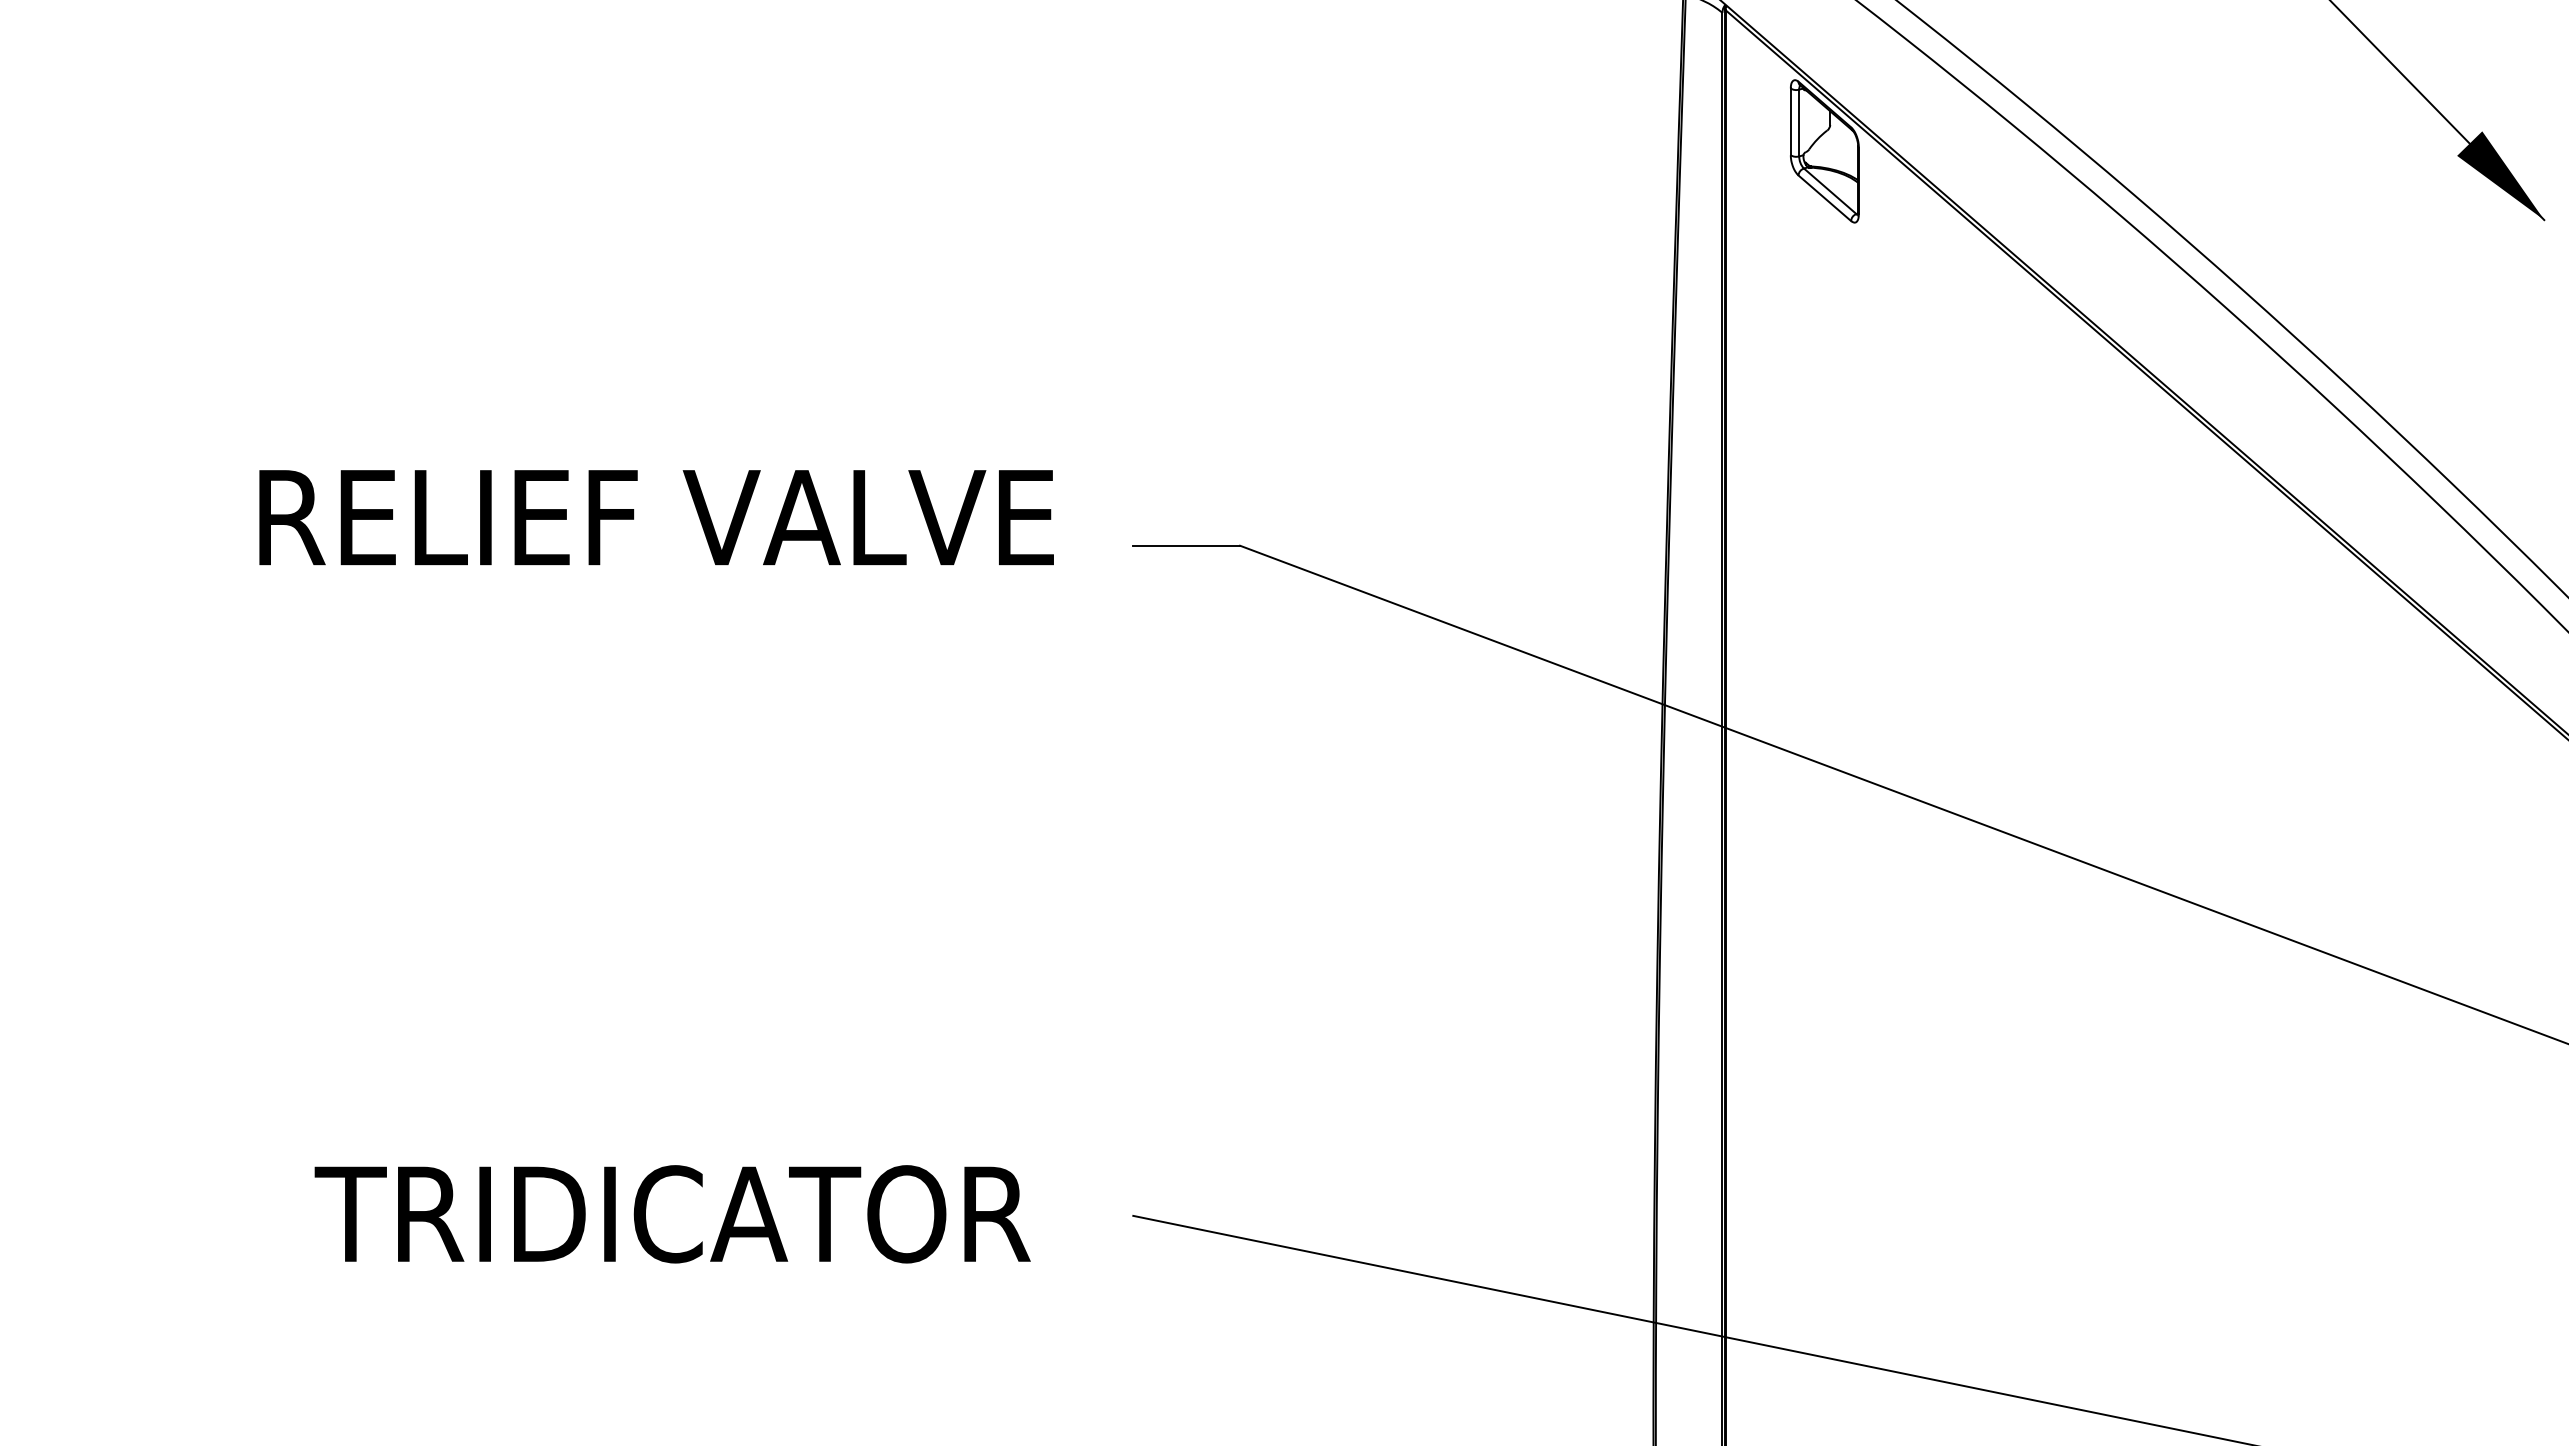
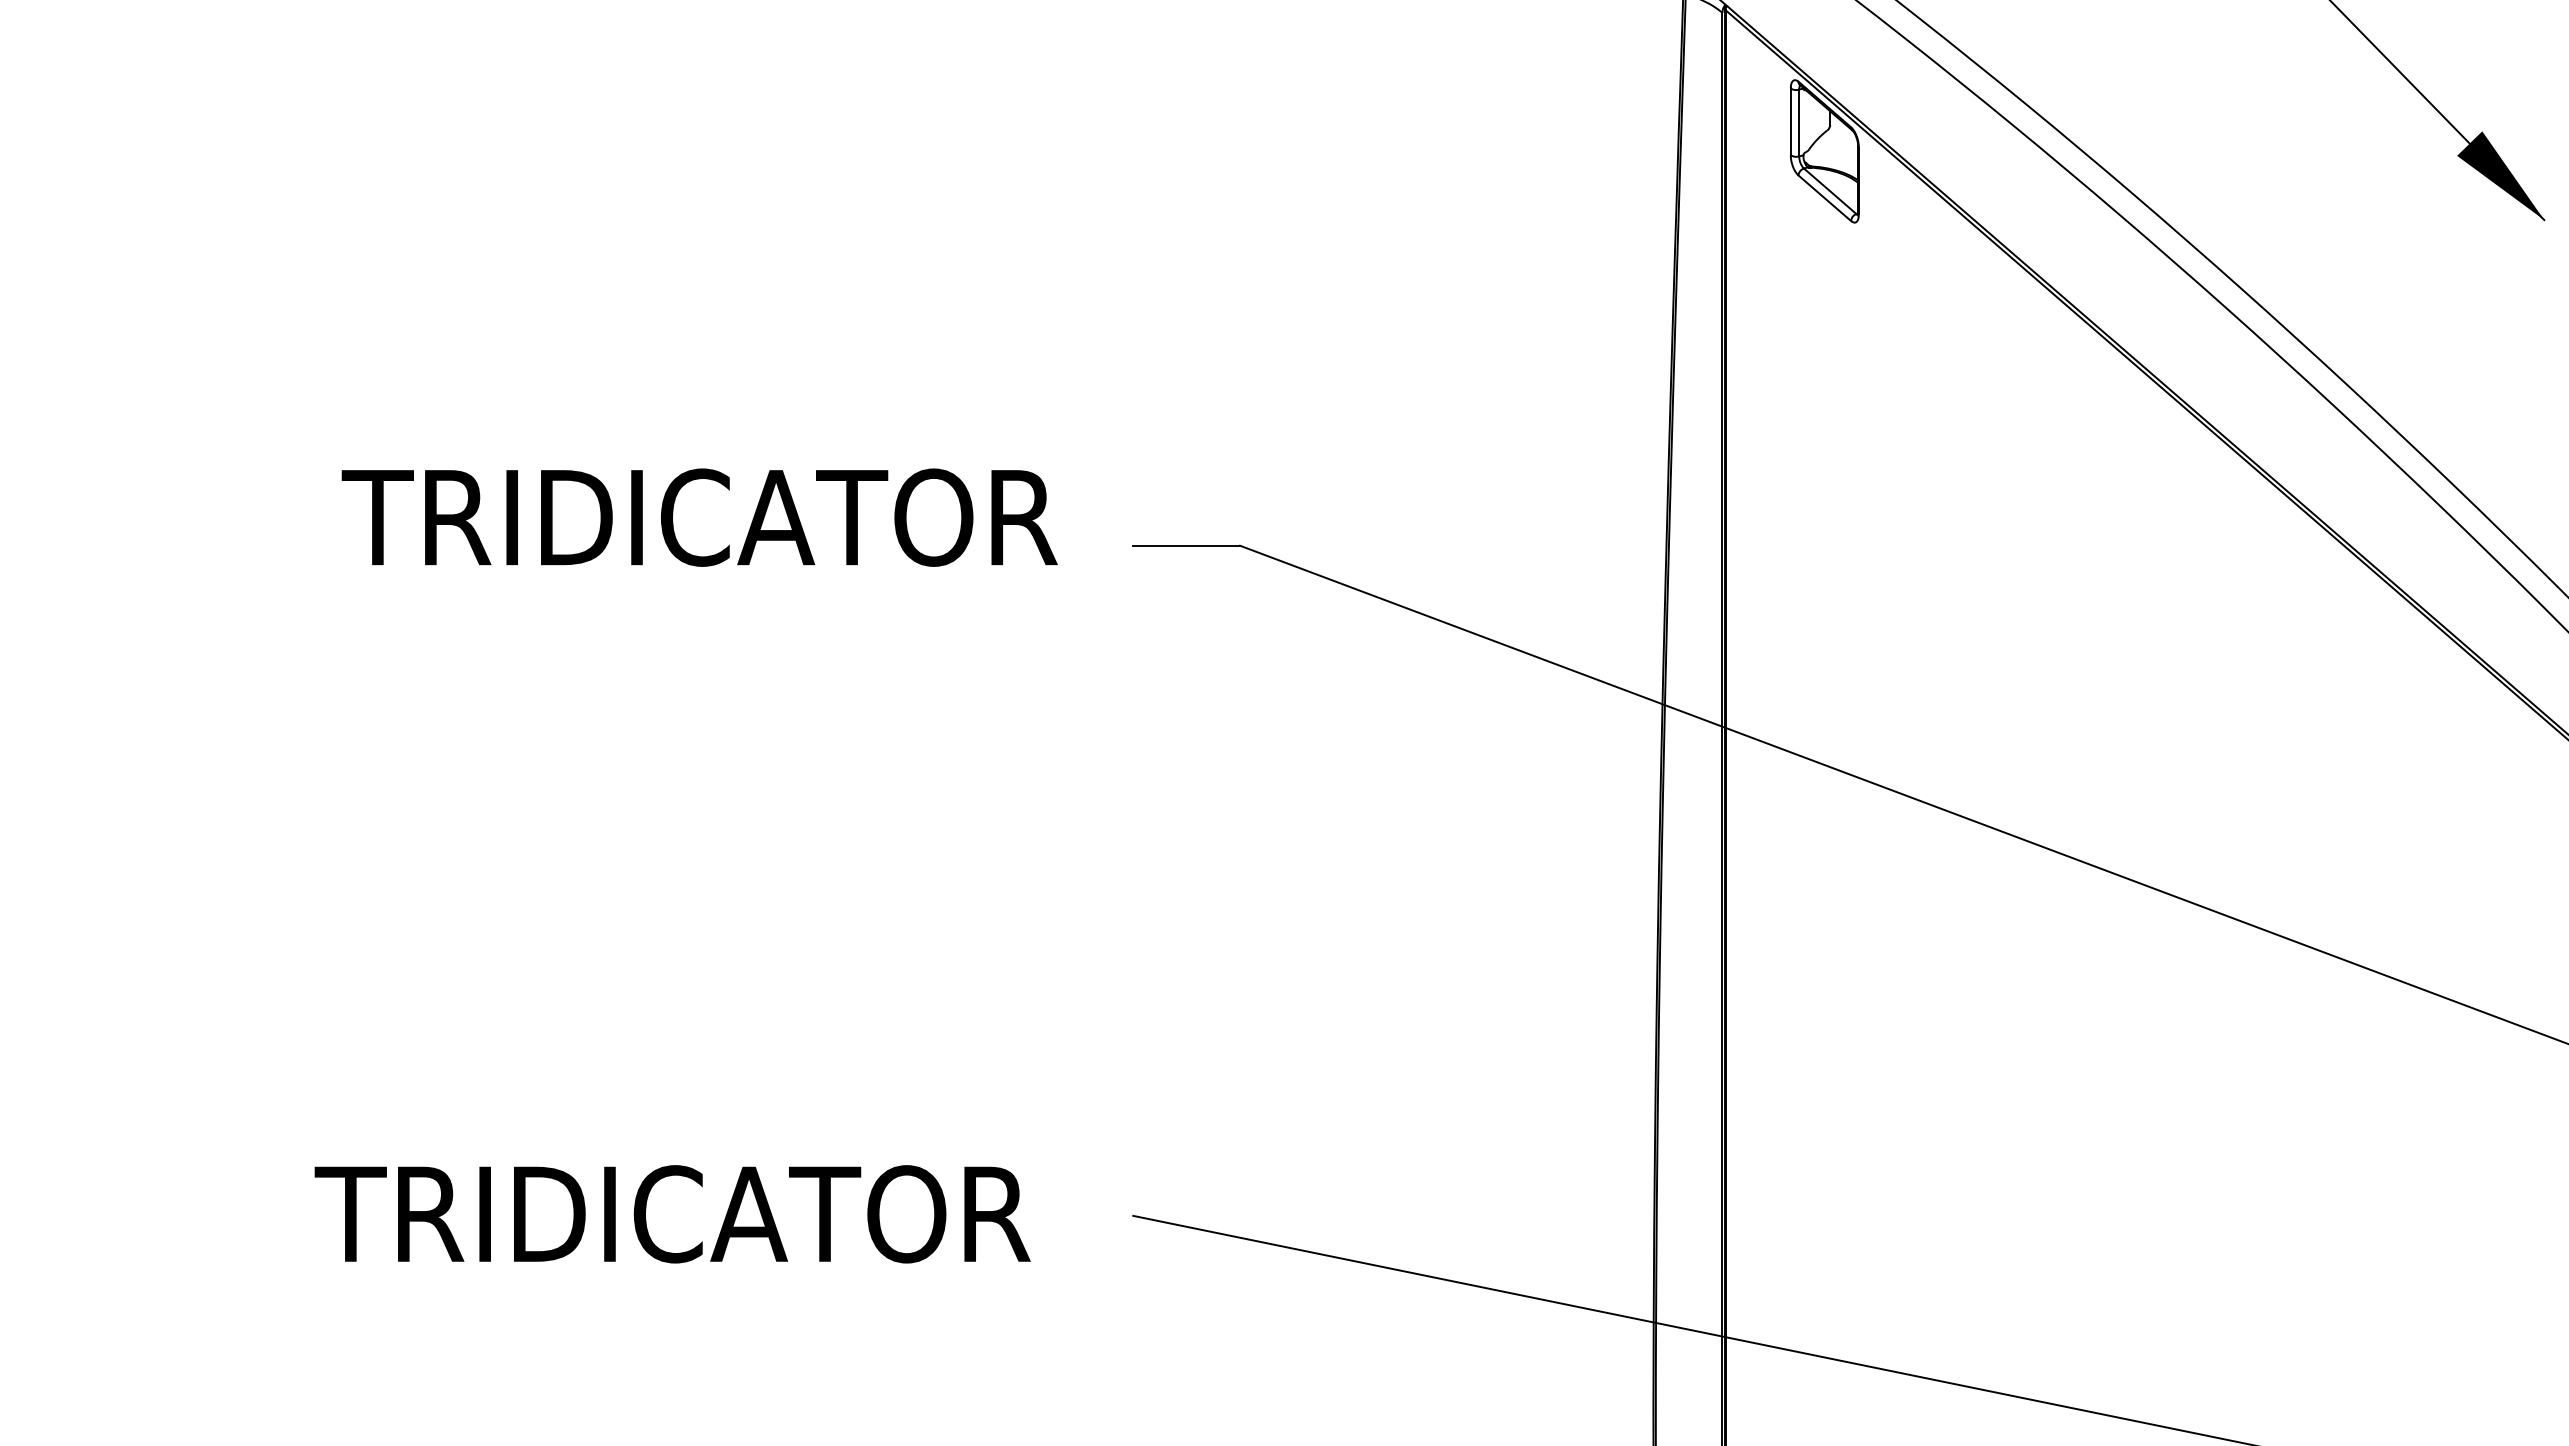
text: RELIEF VALVE -> TRIDICATOR (658, 517)
